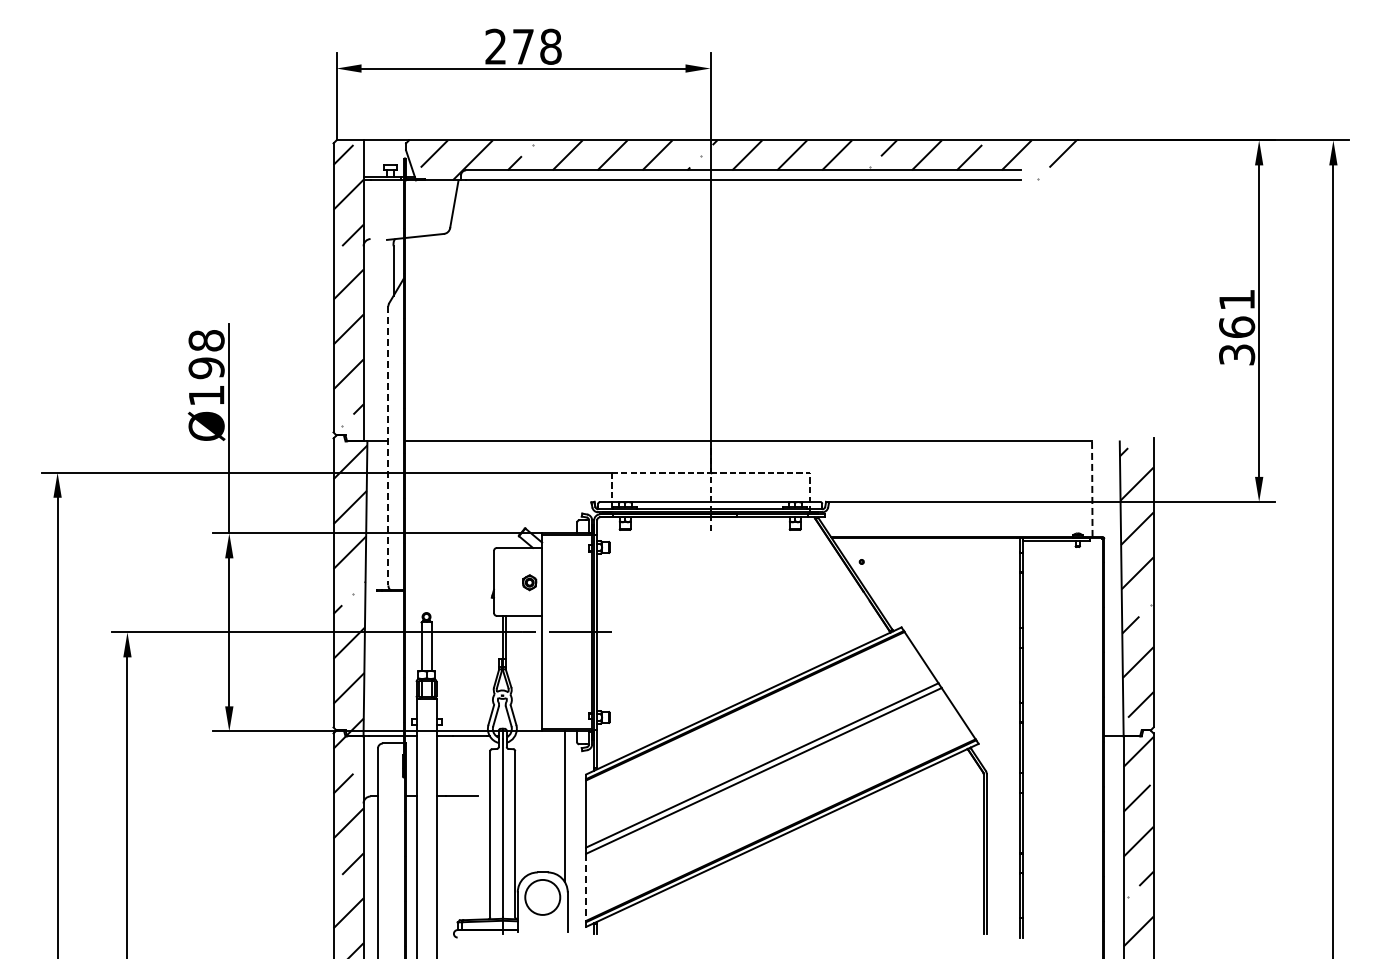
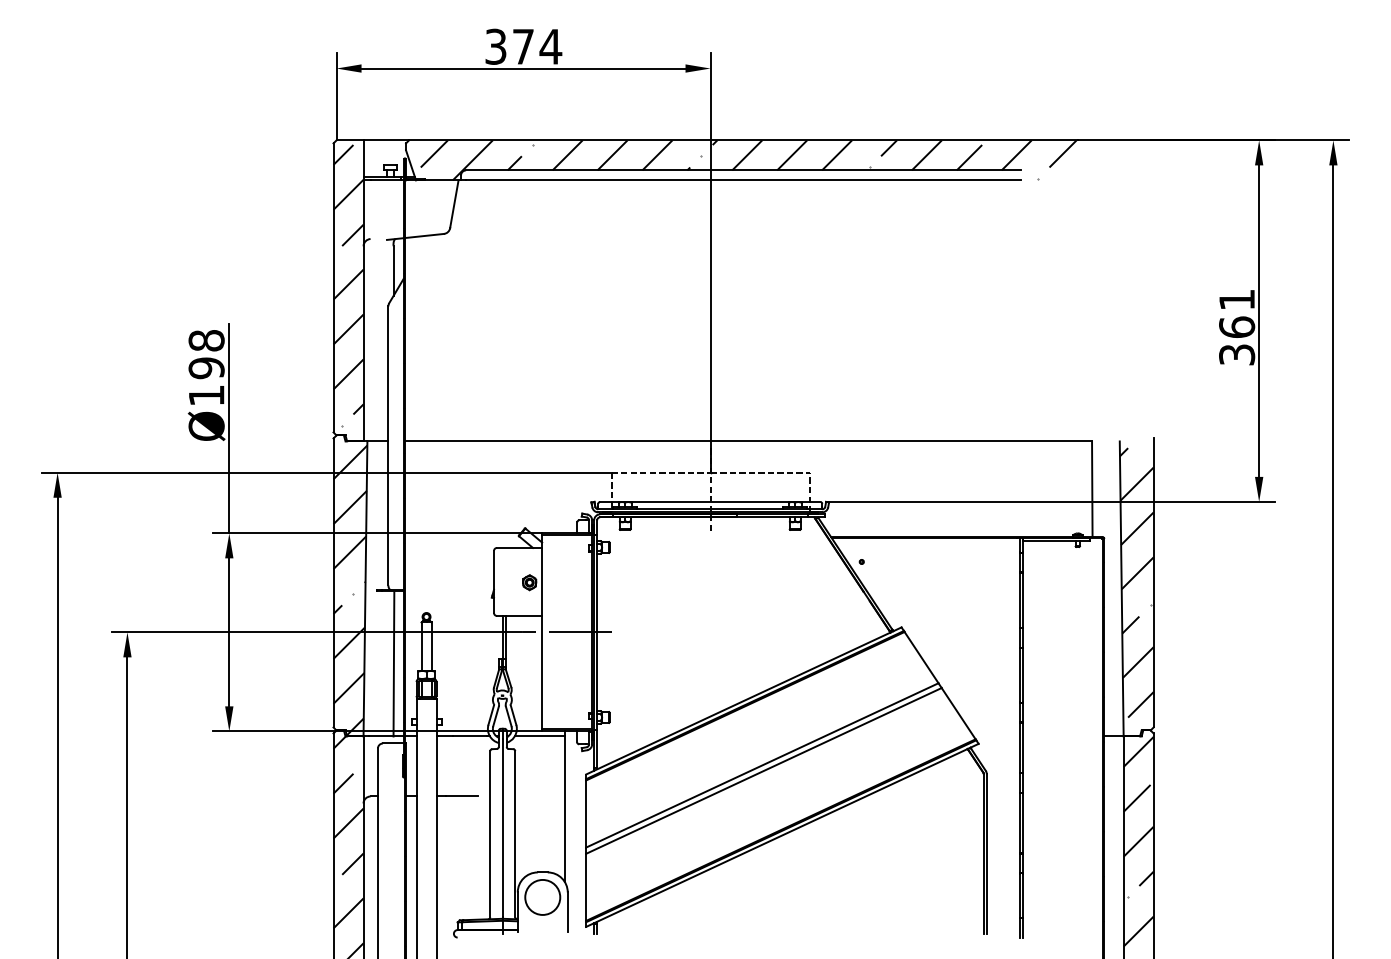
text: 278 -> 374 (523, 46)
line: dashed -> solid (388, 446)
line: dashed -> solid (1092, 489)
line: none -> present (393, 663)
line: none -> present (539, 736)
line: dashed -> solid (586, 887)
